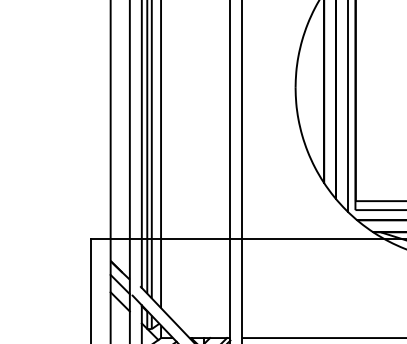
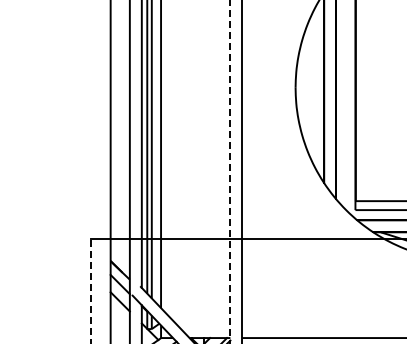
line: present -> none (348, 107)
line: solid -> dashed (230, 171)
line: solid -> dashed (90, 290)
